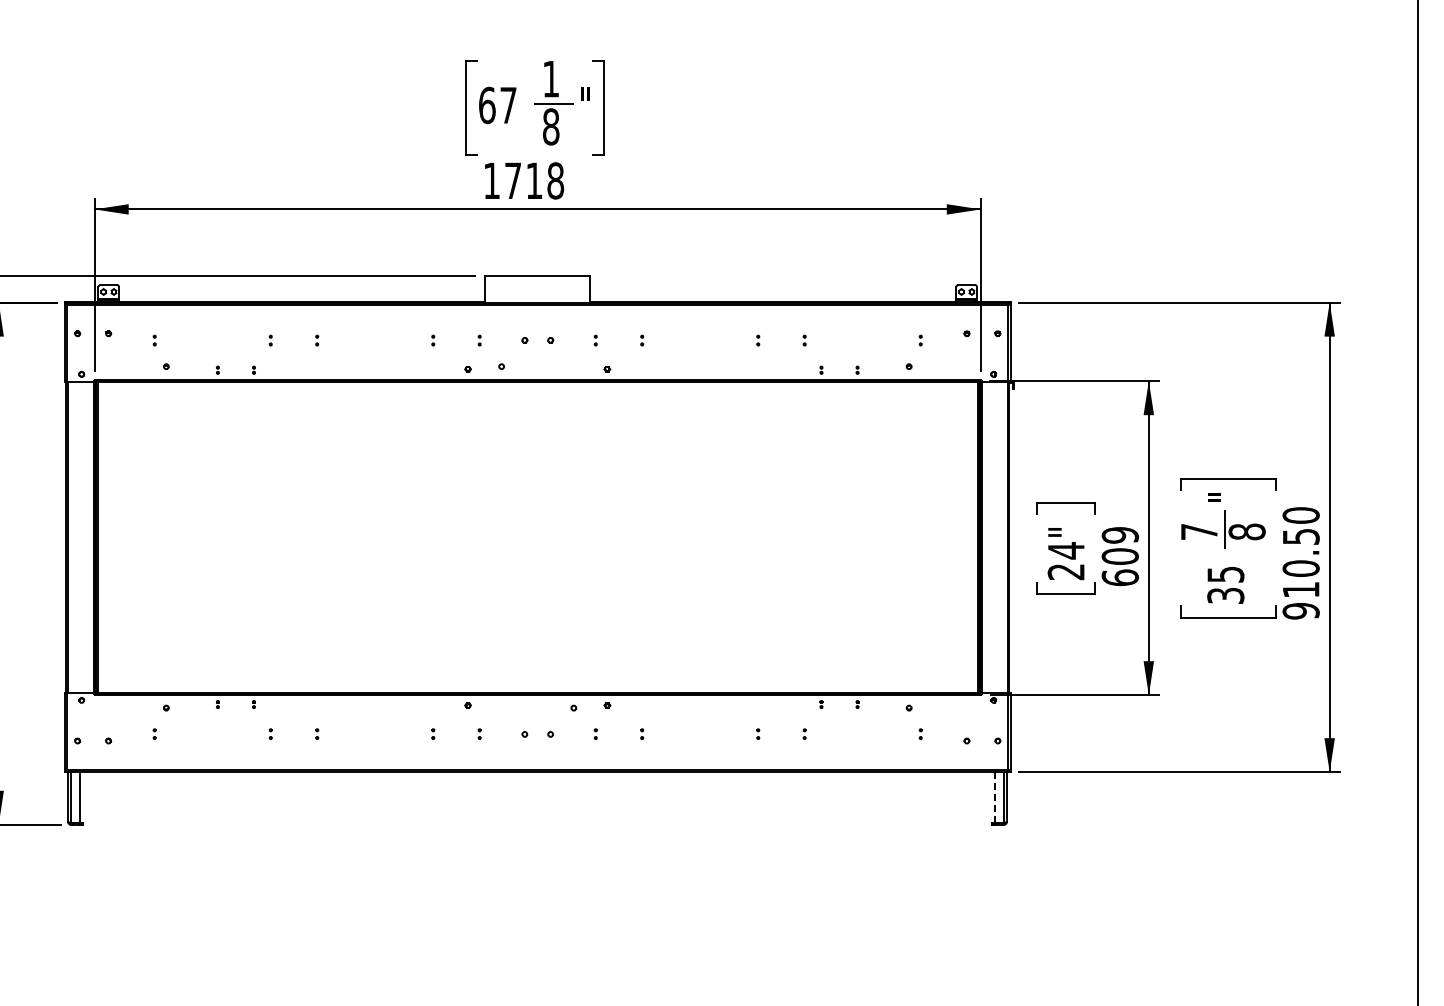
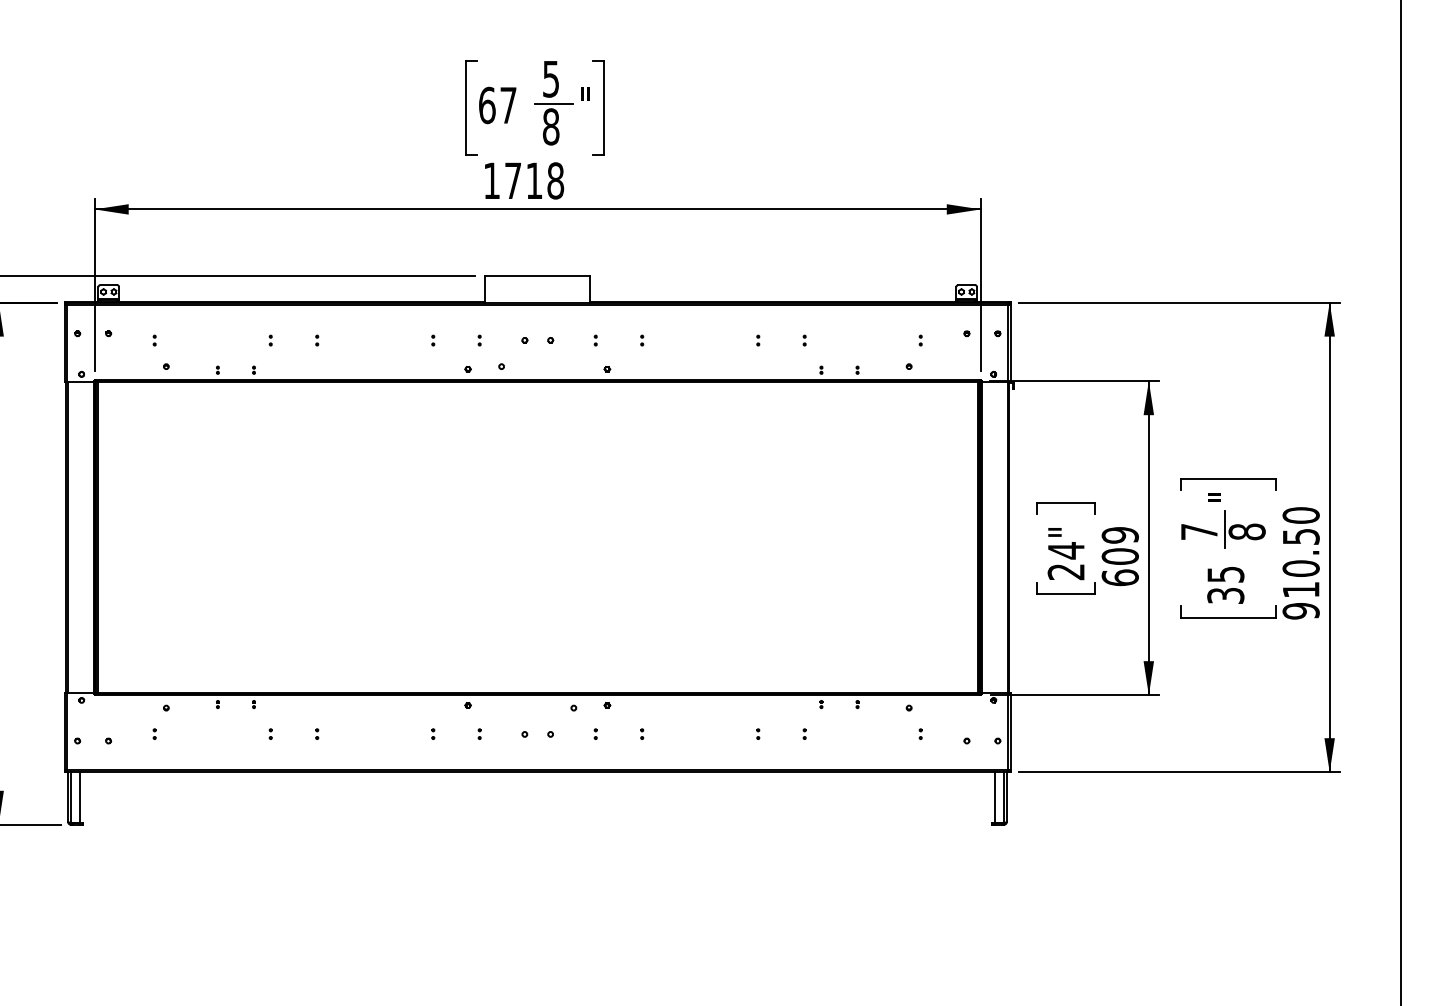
text: 1 -> 5 (550, 79)
line position: (1417, 502) -> (1400, 502) (1400, 502)
line: dashed -> solid (994, 798)
